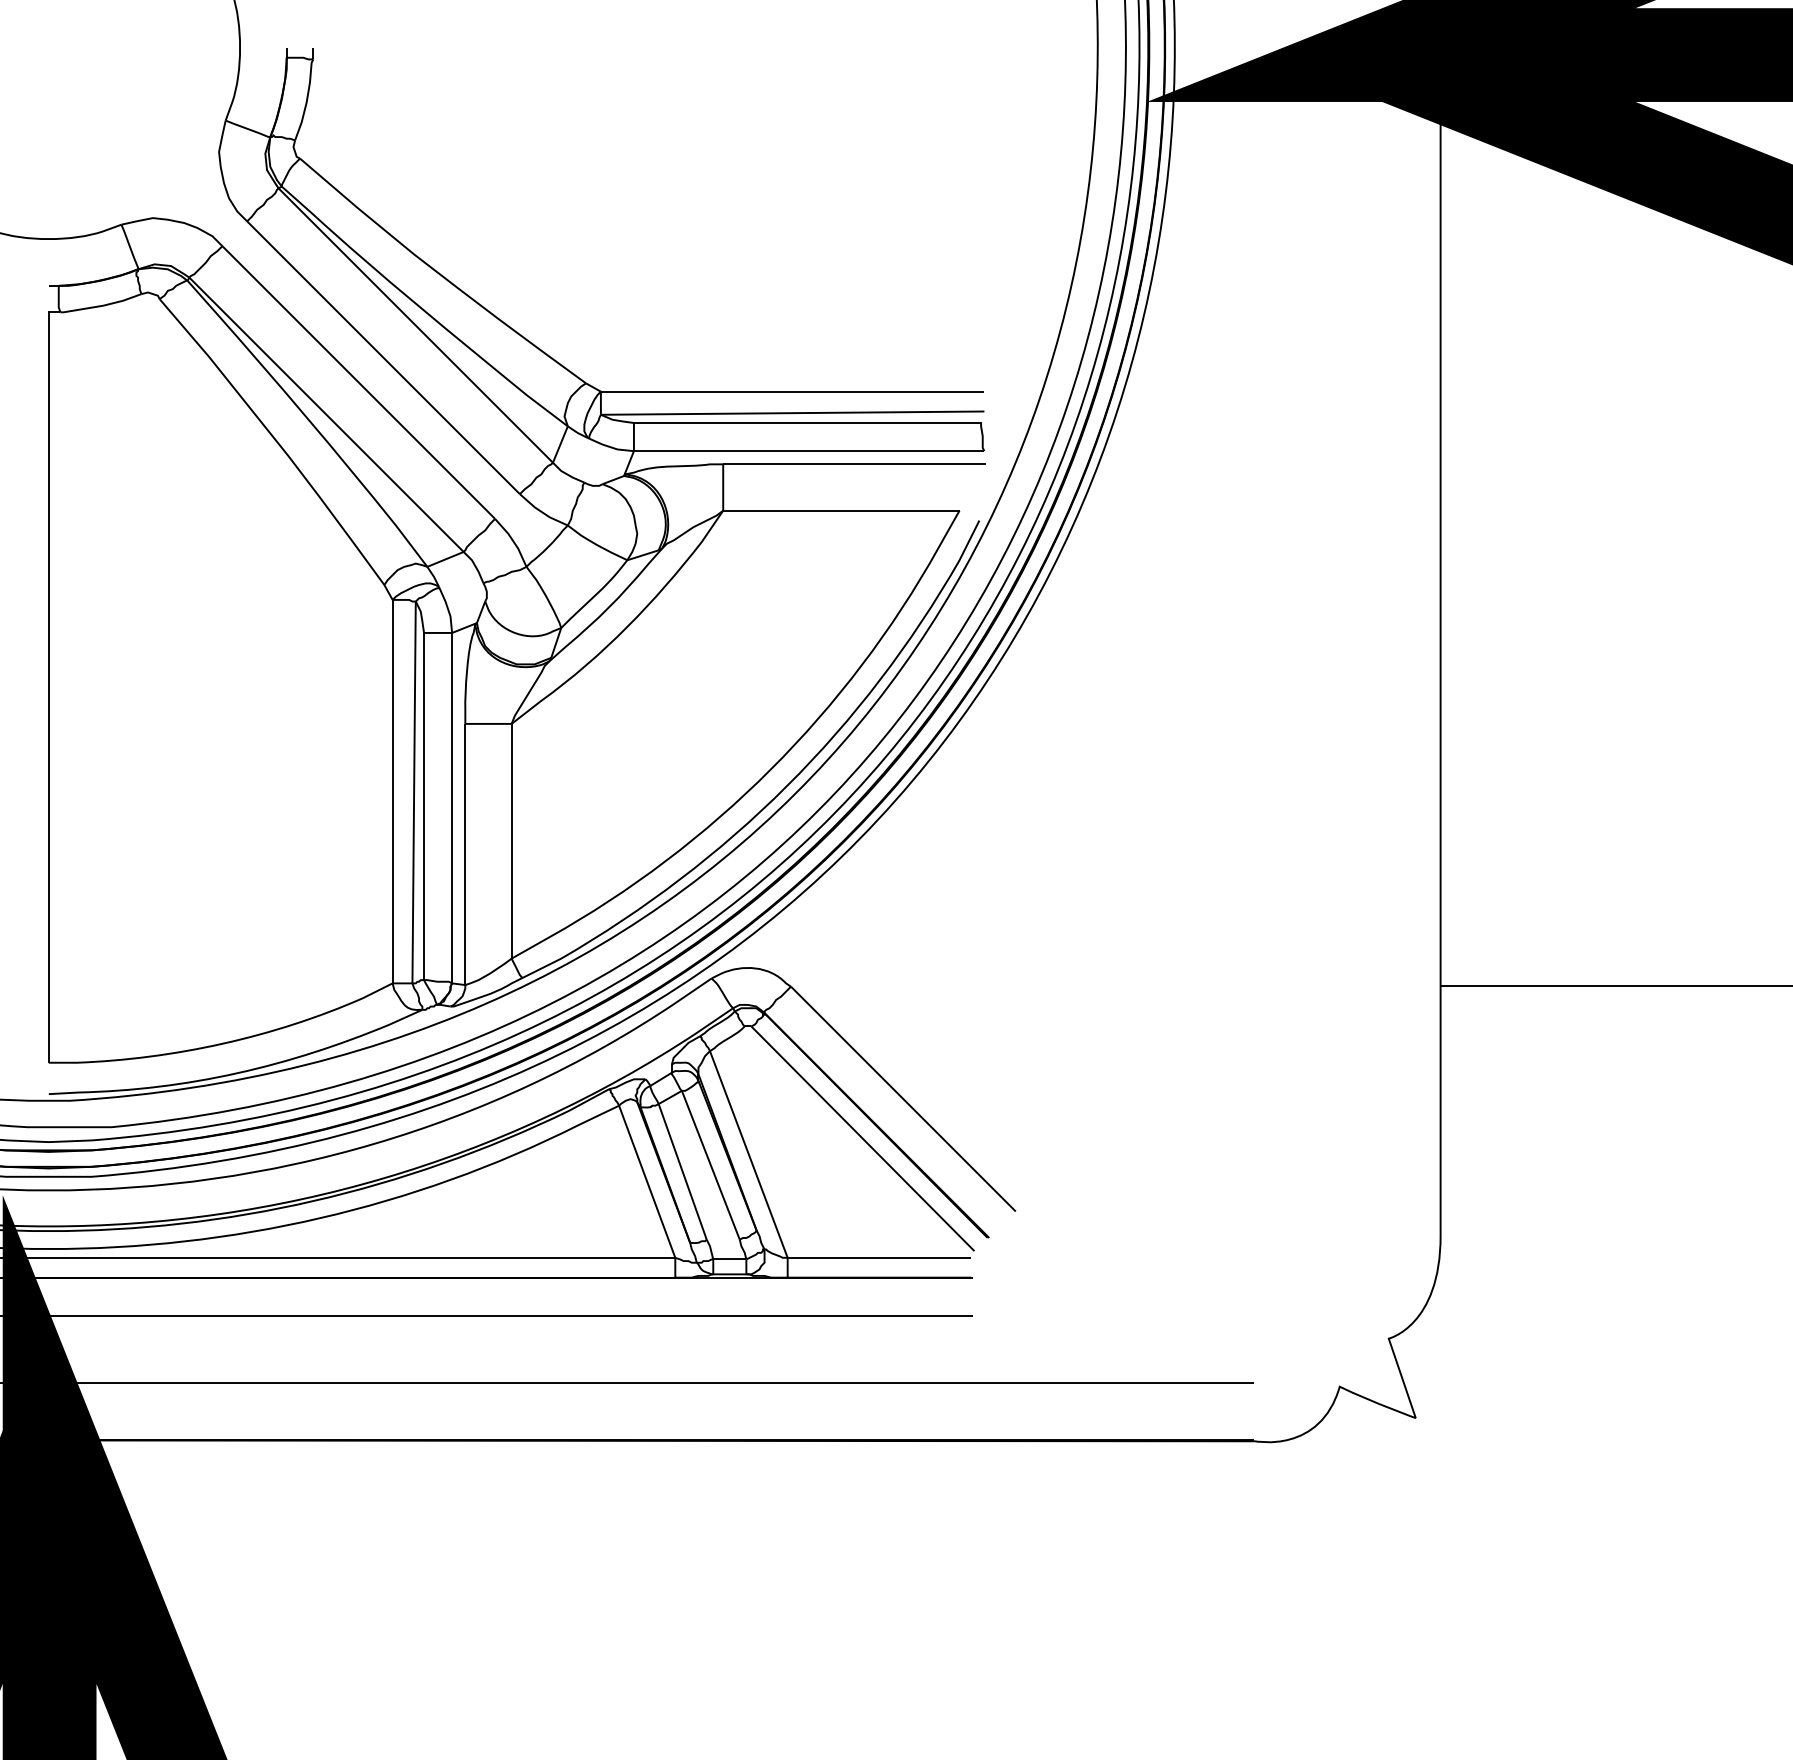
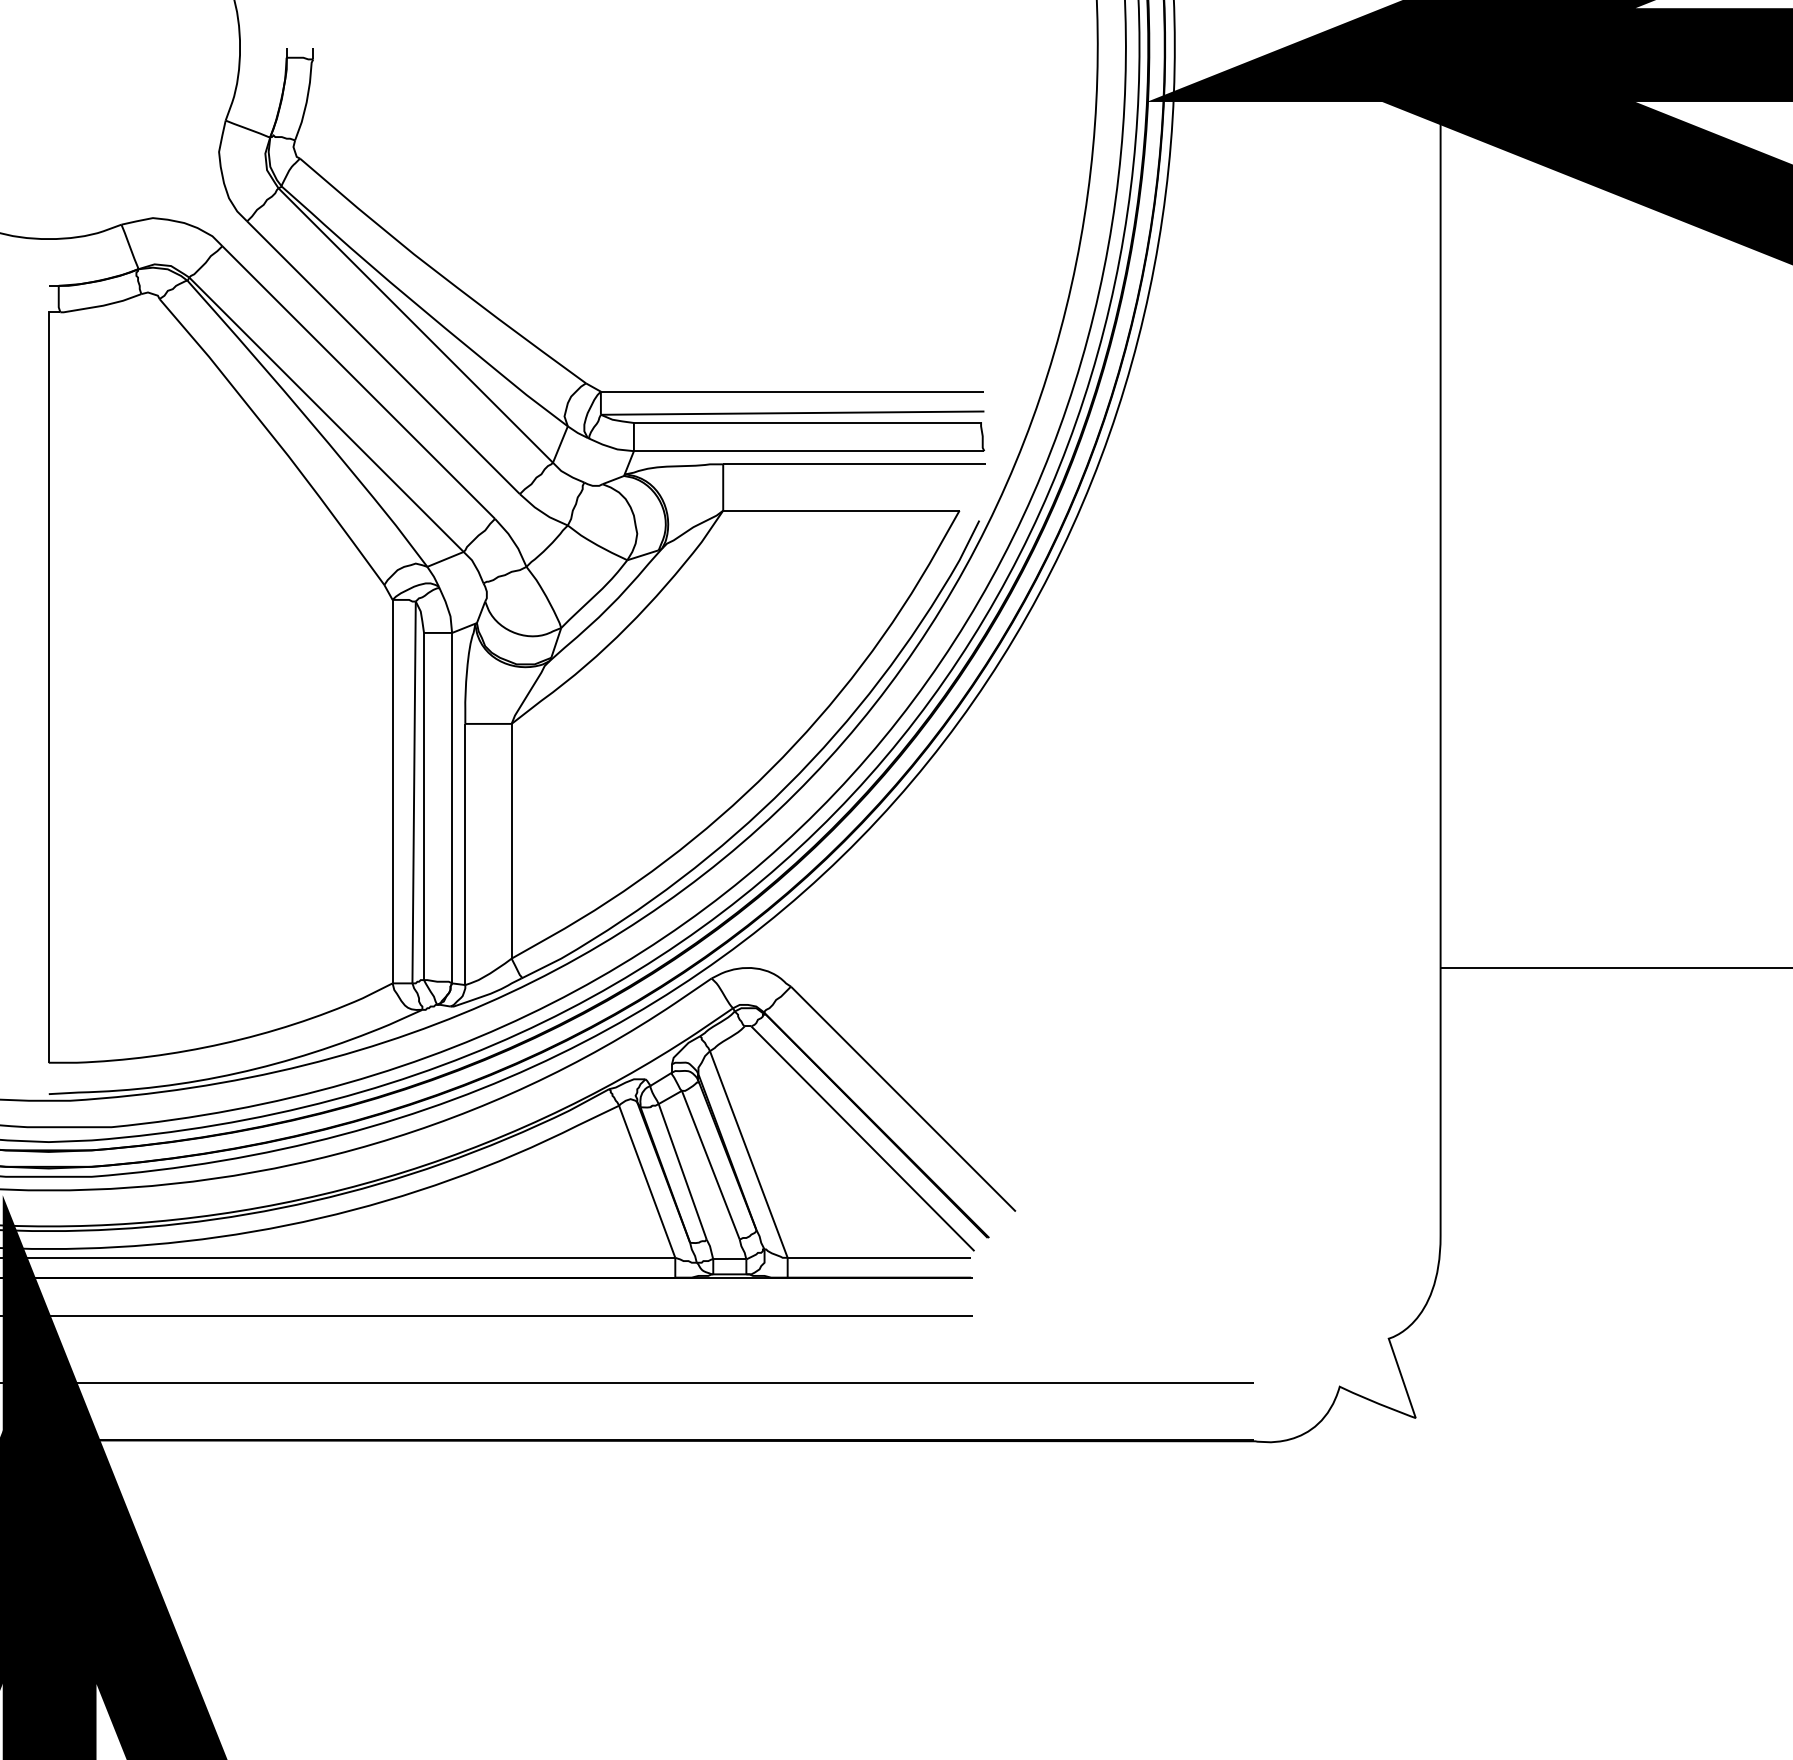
line position: (1614, 986) -> (1614, 968) (1614, 968)
